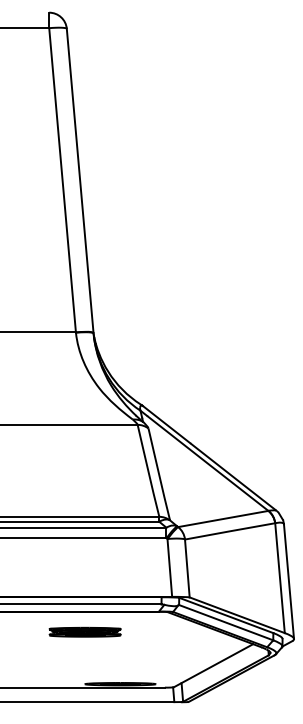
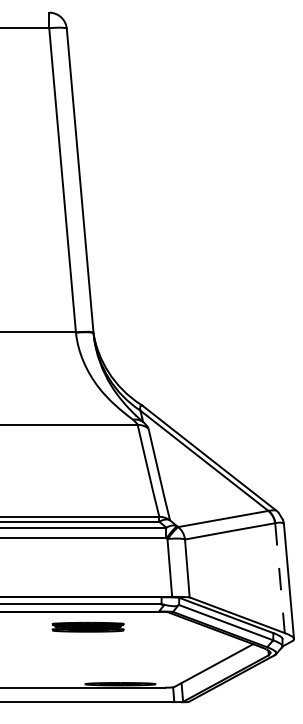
line: solid -> dashed (280, 578)
part position: (84, 631) -> (87, 626) (87, 626)
